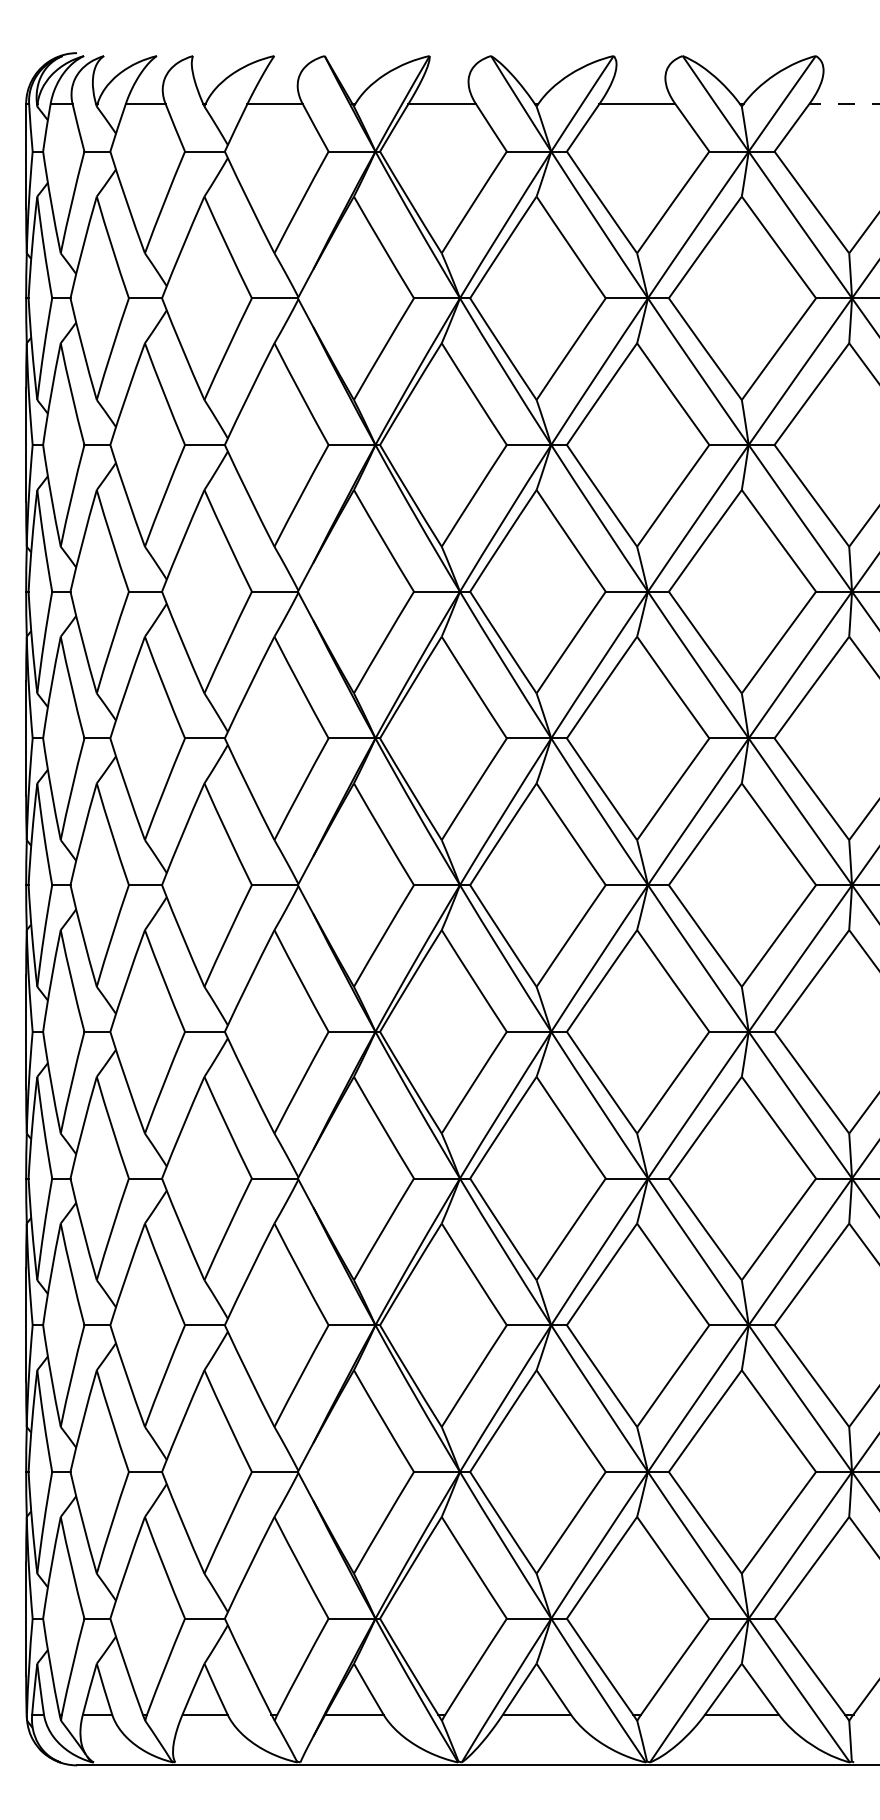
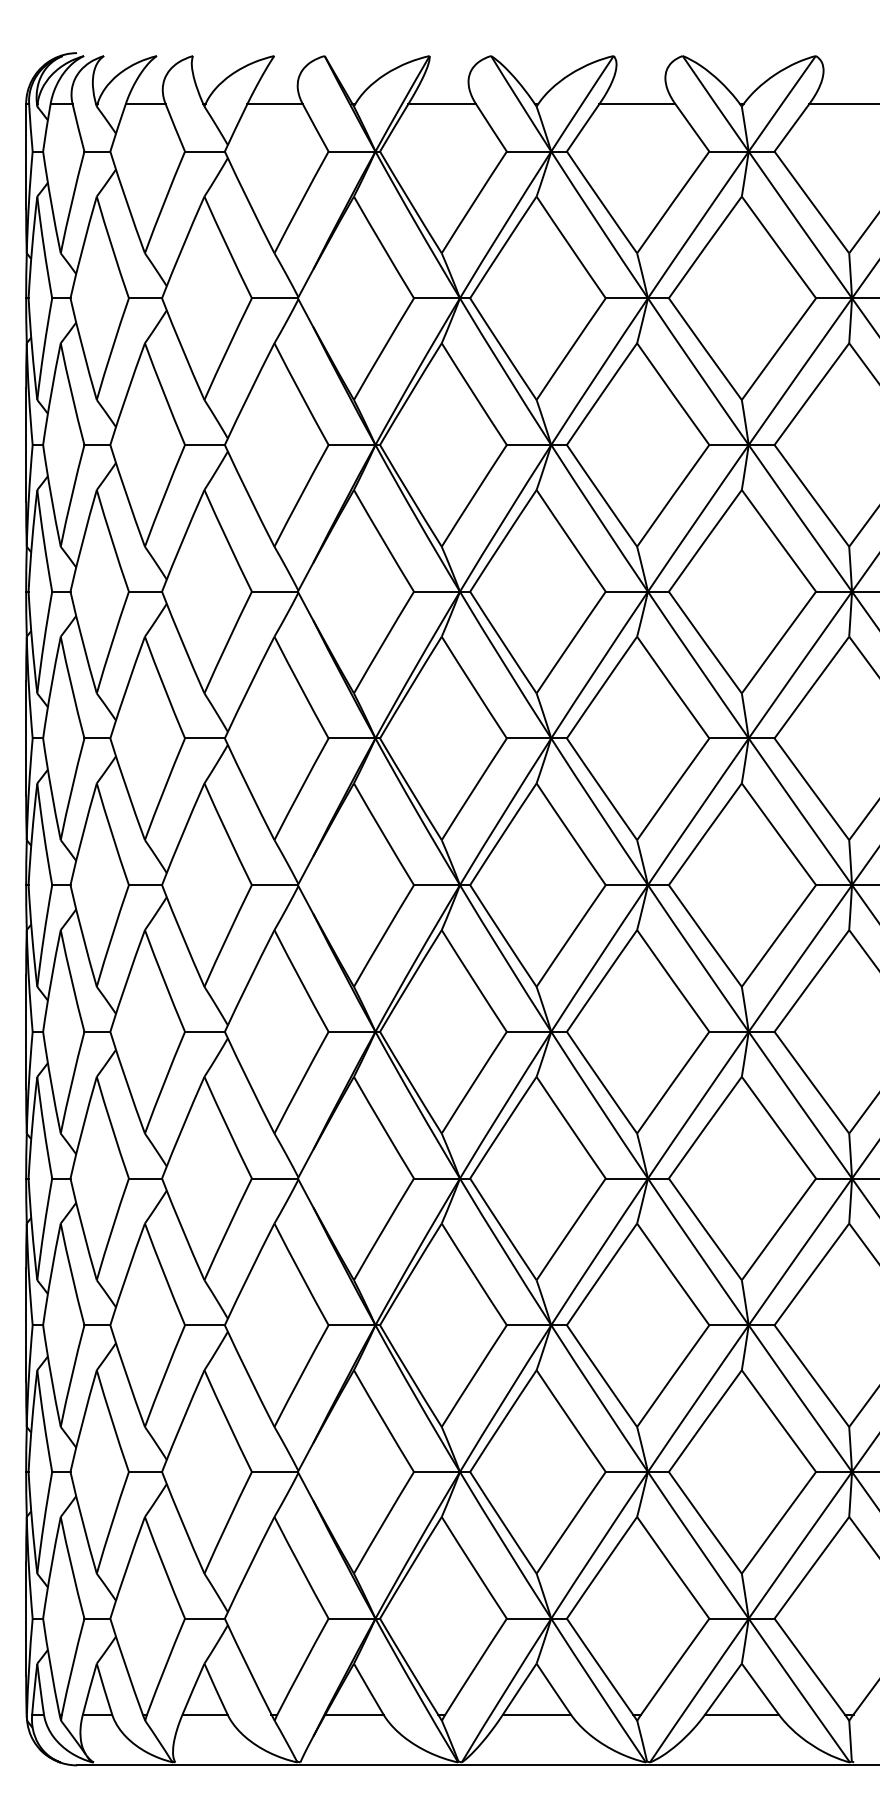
line: dashed -> solid (844, 104)
